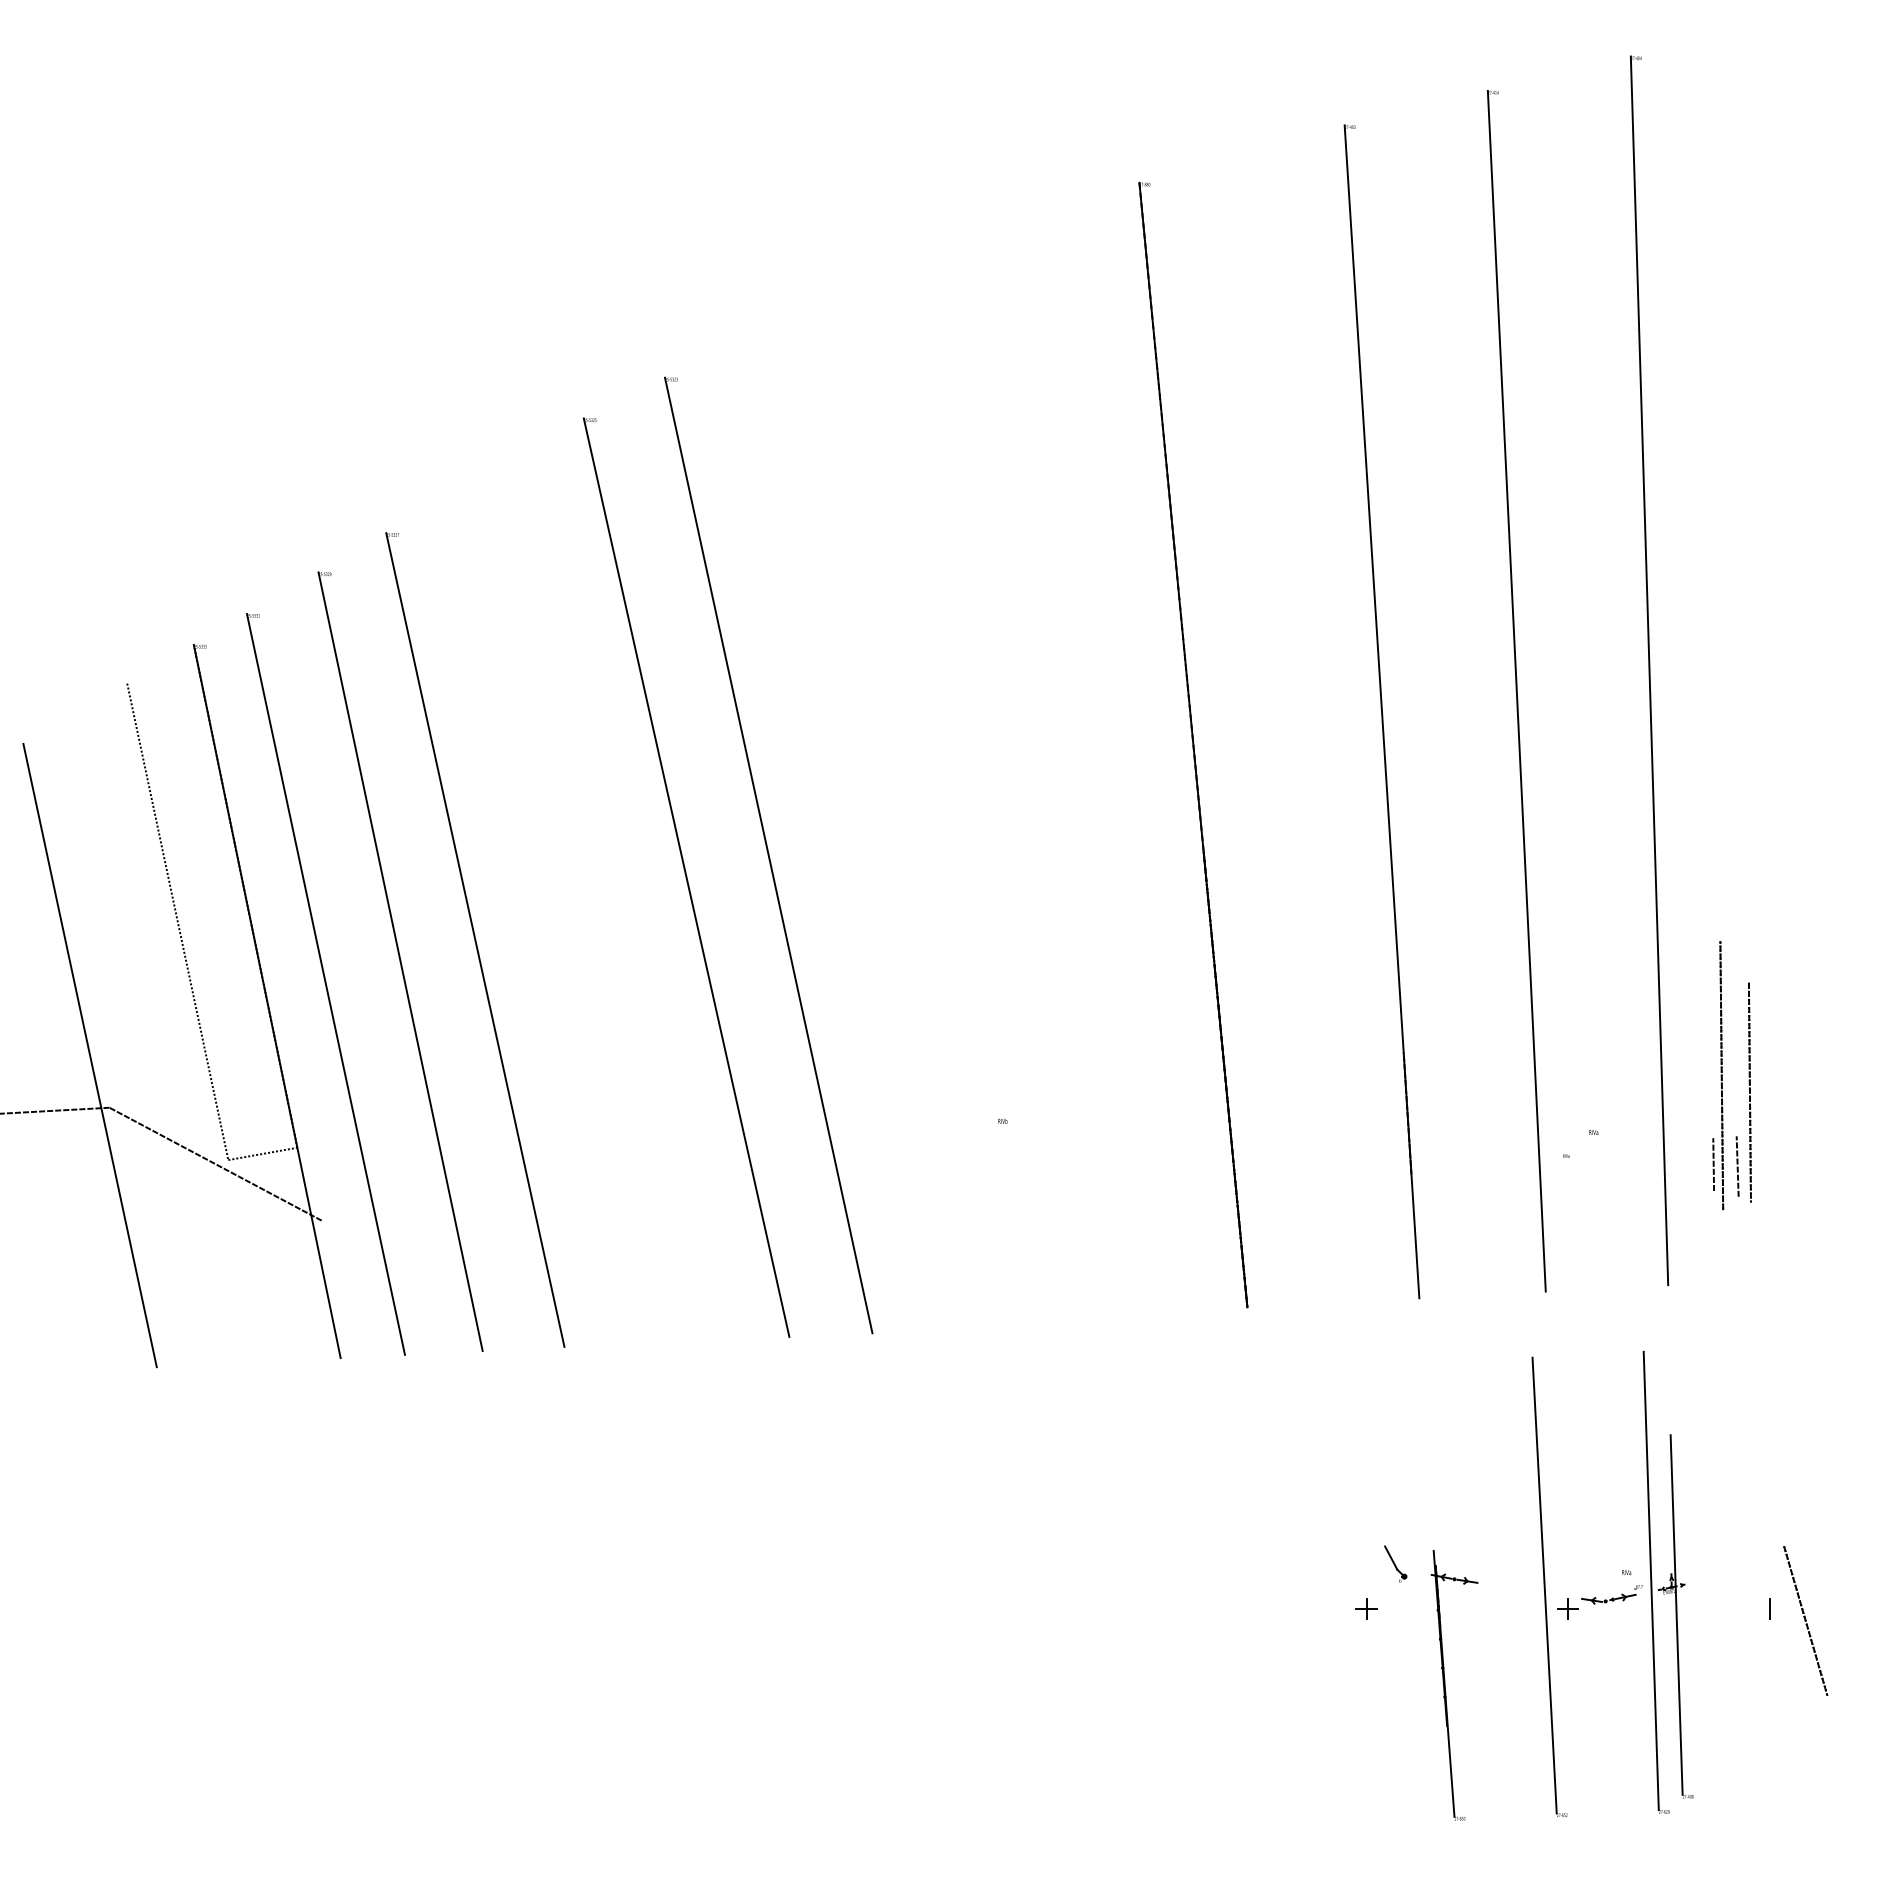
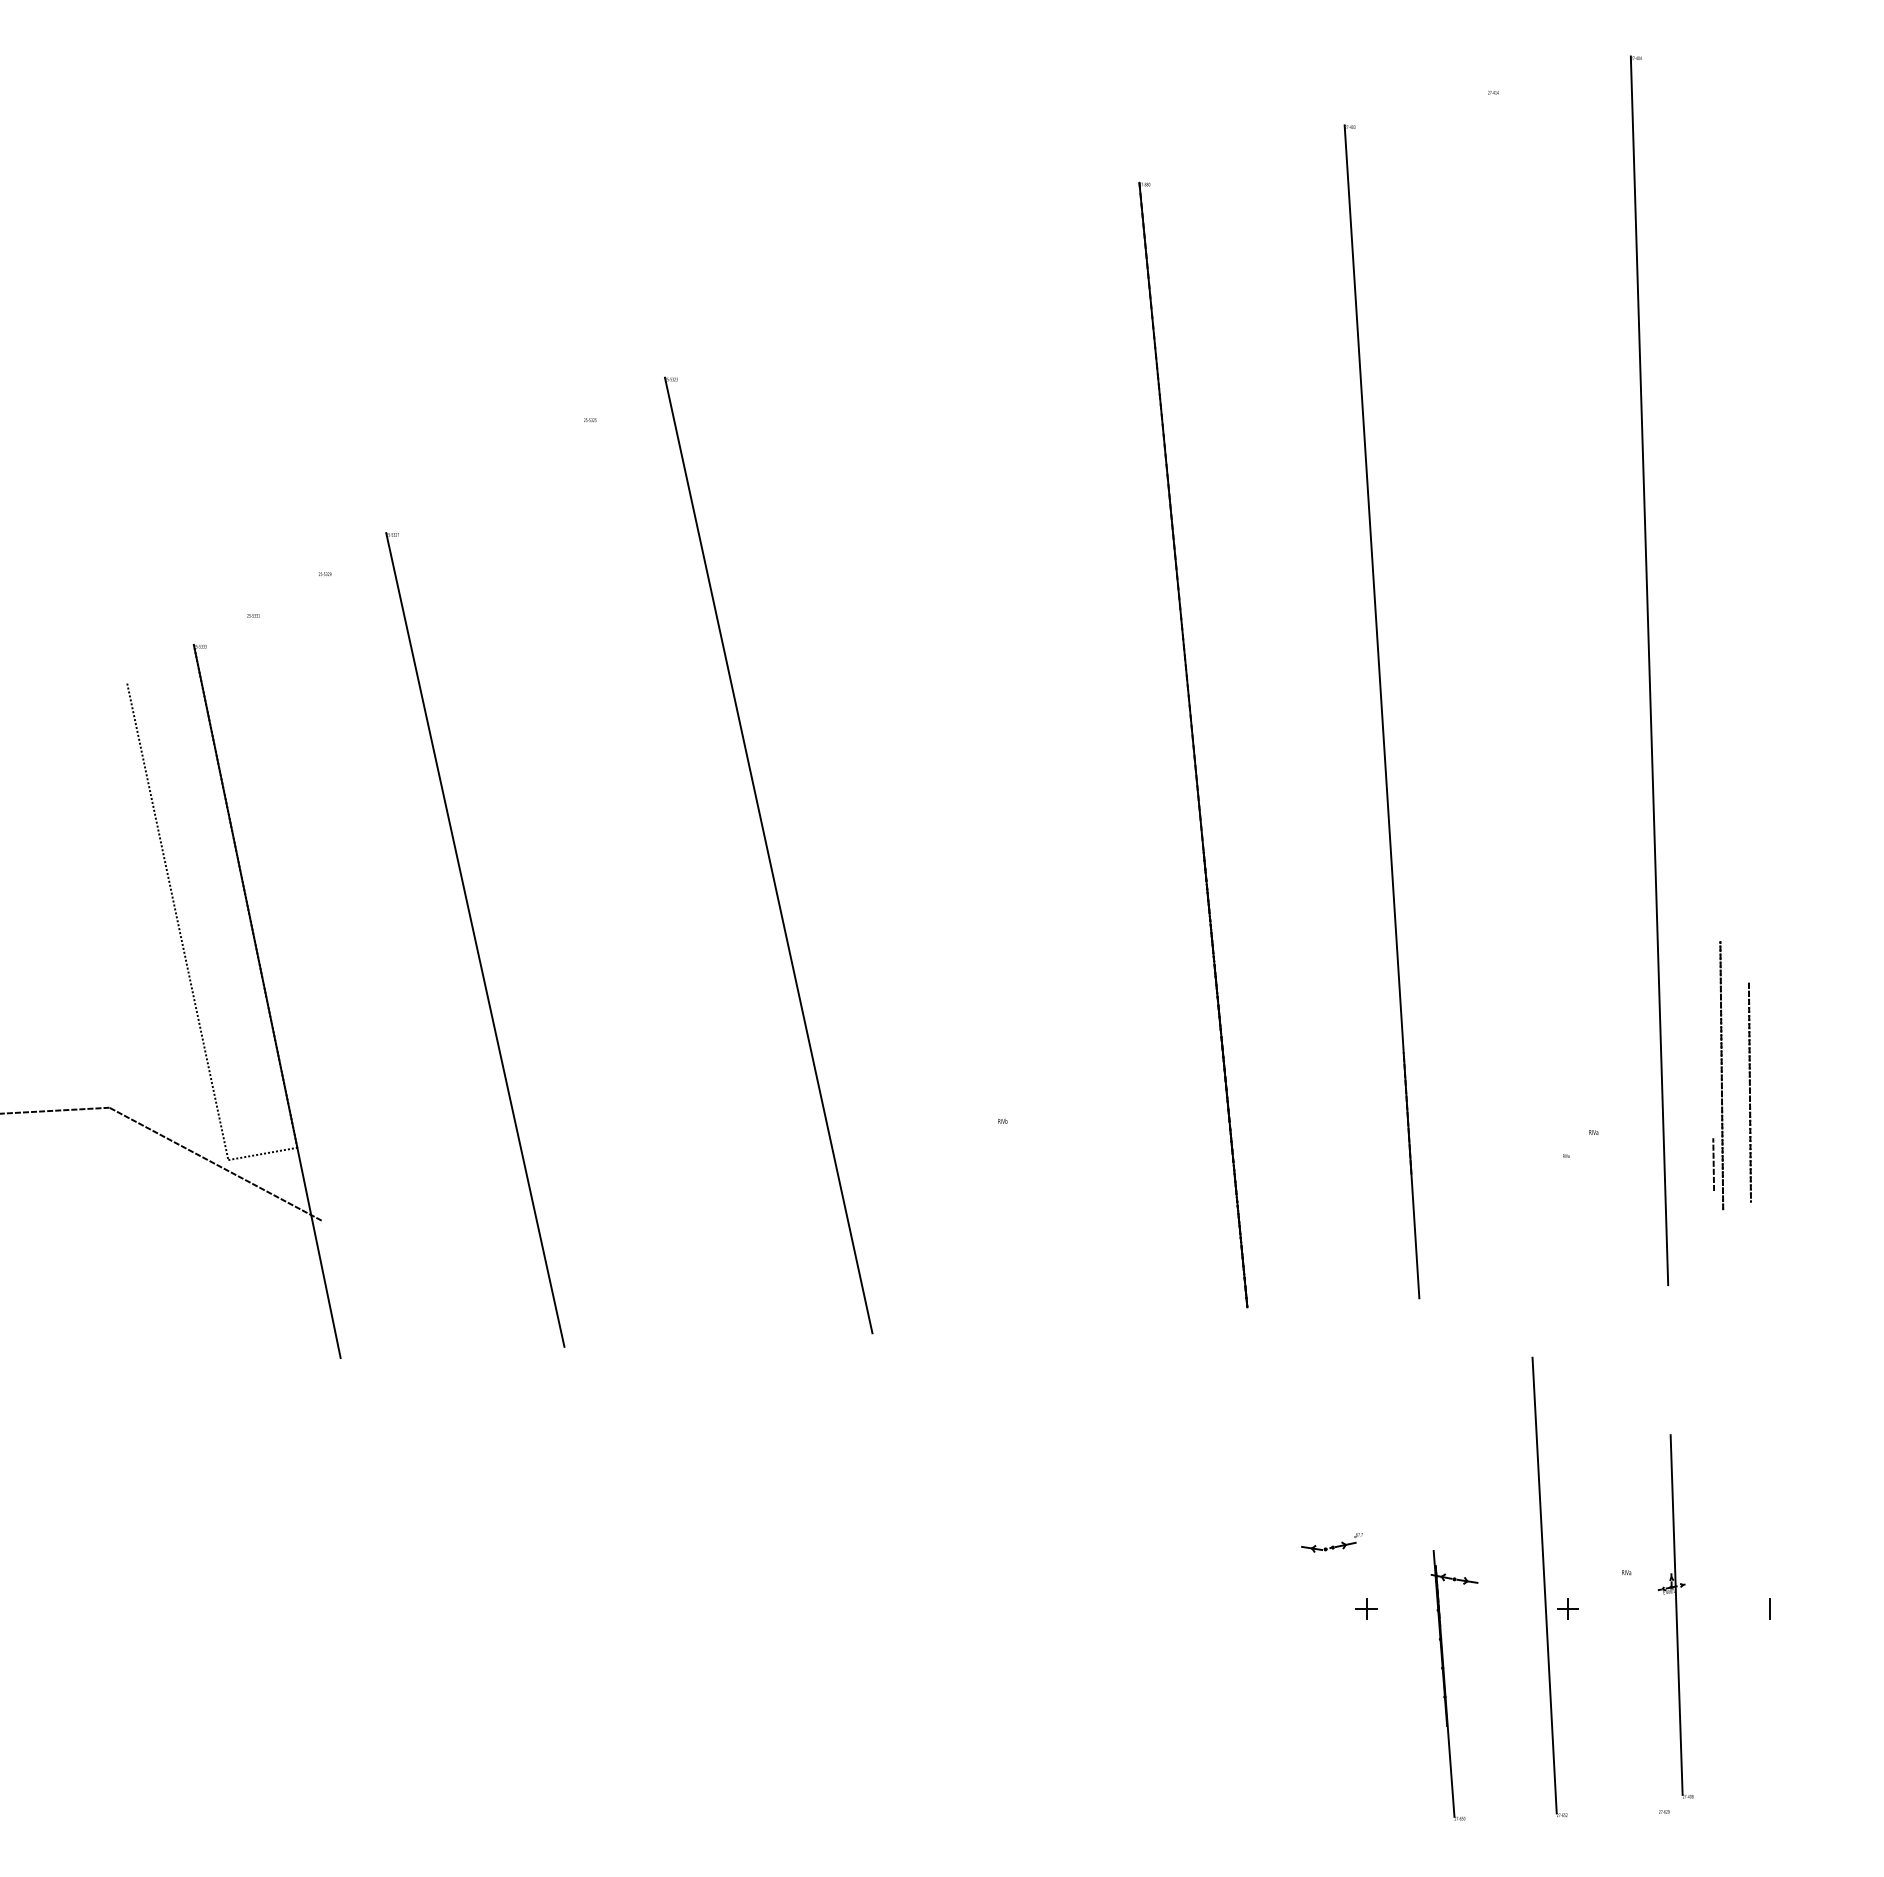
line: present -> none (1516, 690)
line: present -> none (686, 877)
line: present -> none (400, 961)
line: present -> none (325, 984)
line: present -> none (89, 1055)
line: present -> none (1737, 1166)
part: present -> none (1395, 1563)
line: present -> none (1650, 1580)
part position: (1611, 1594) -> (1331, 1542) (1331, 1542)
line: present -> none (1805, 1620)
